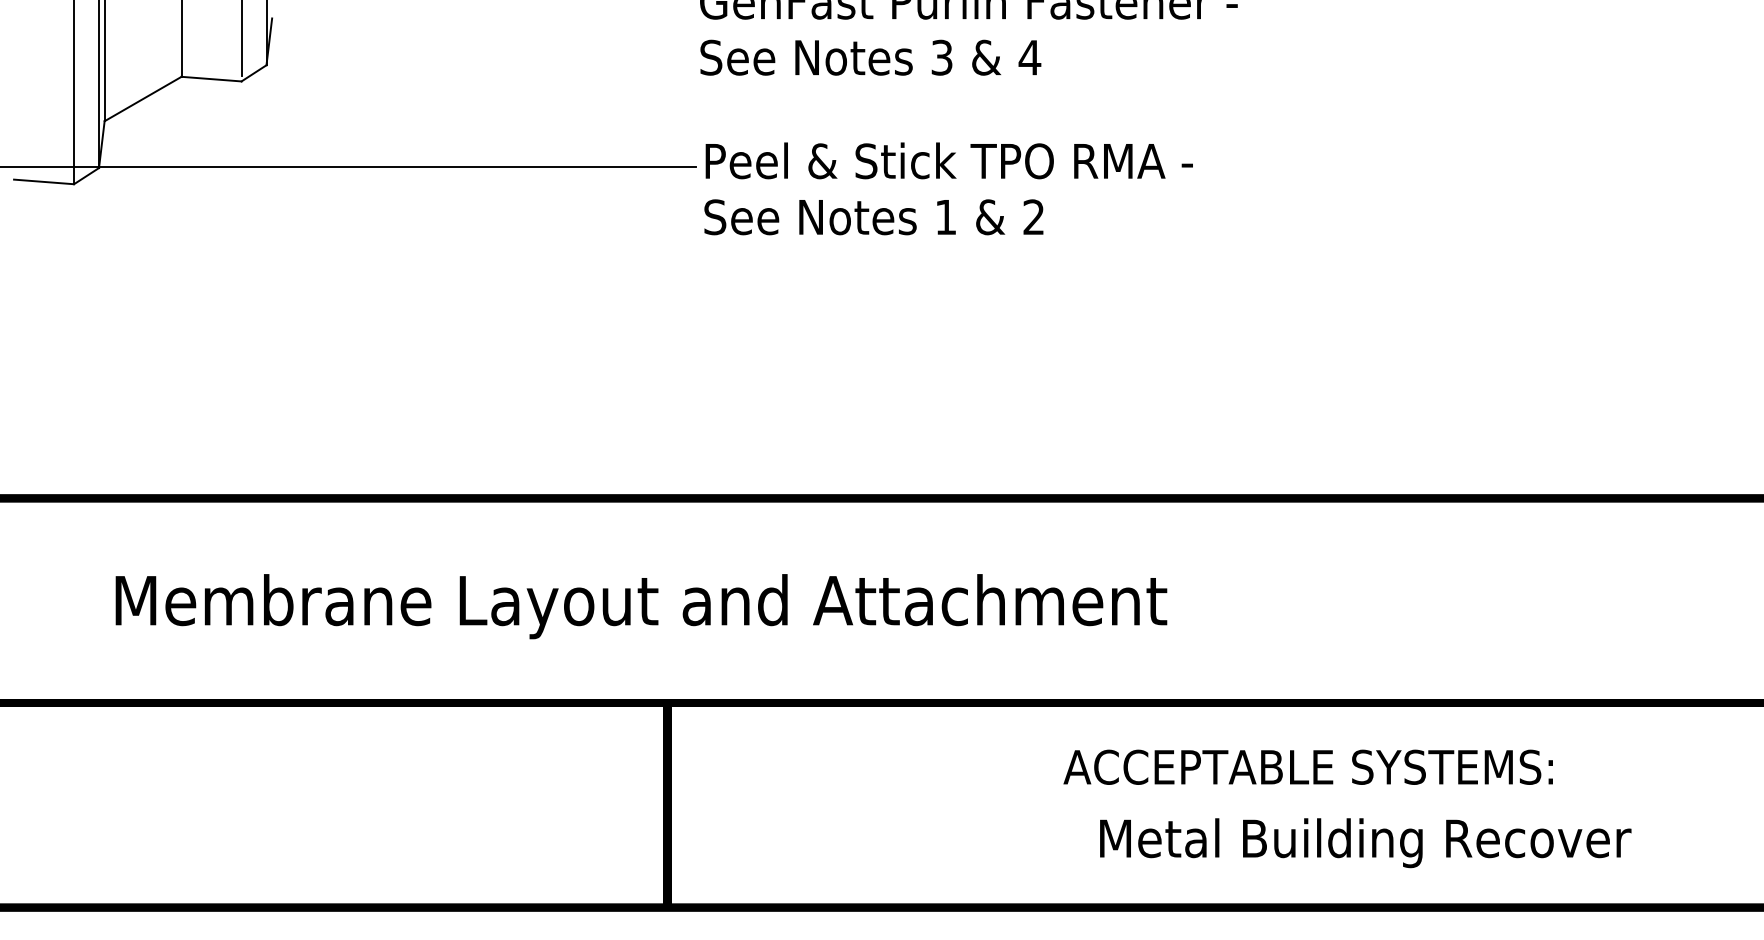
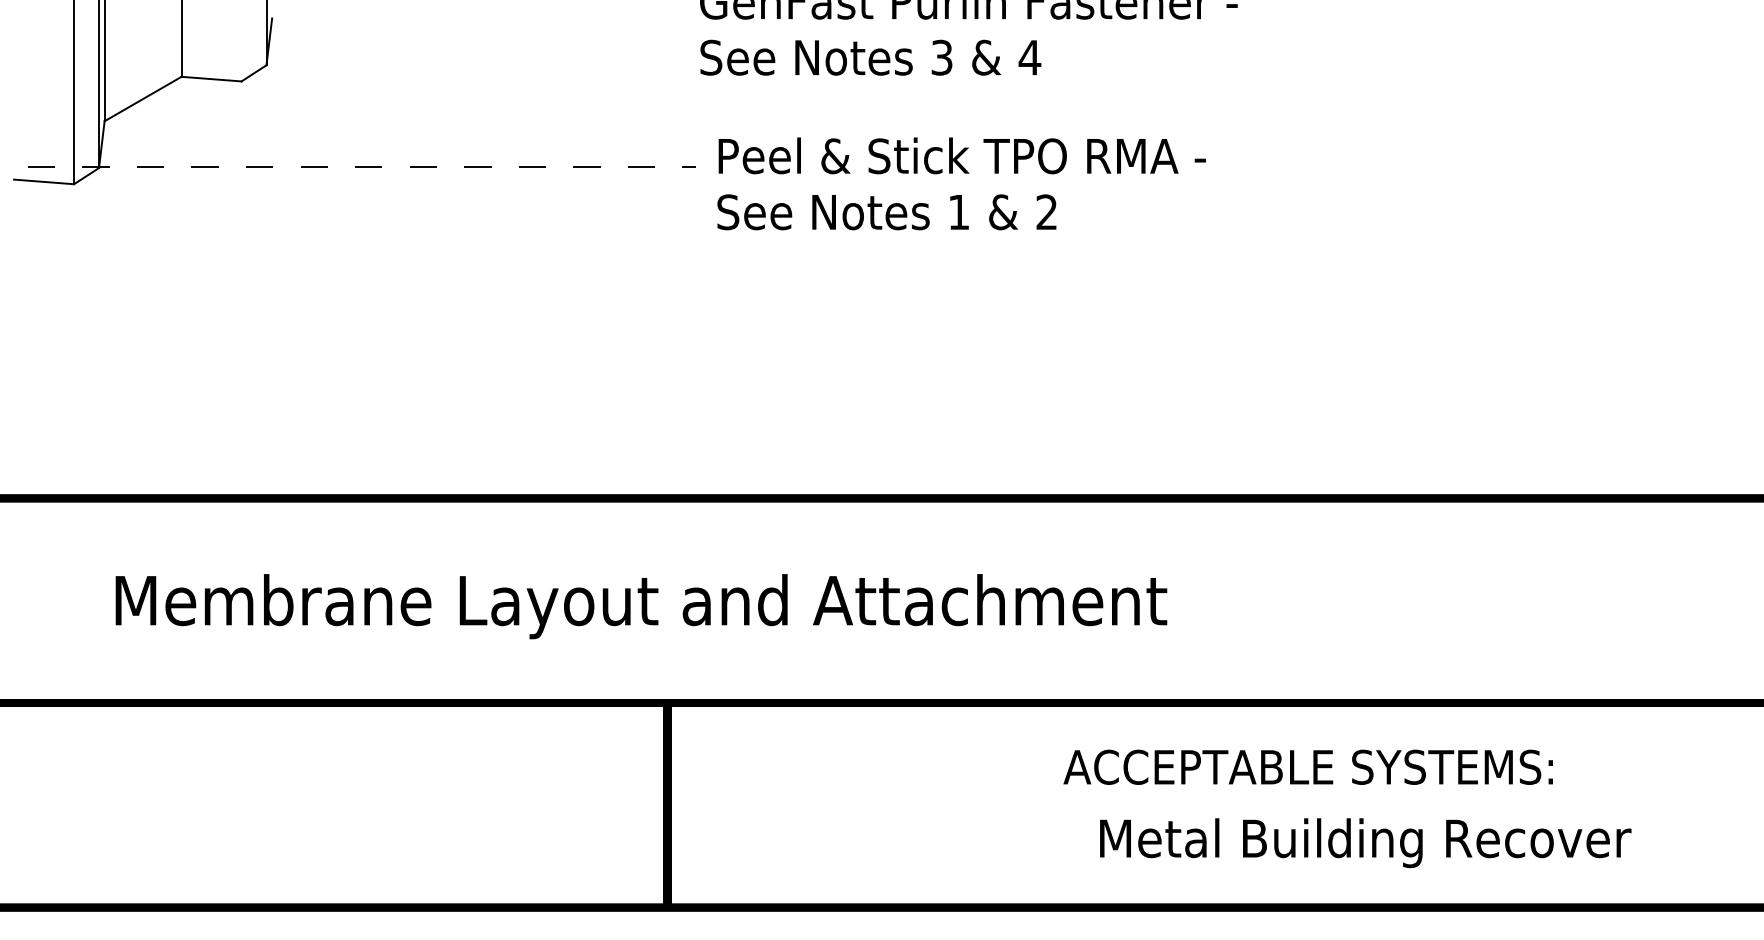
line: present -> none (241, 39)
line: solid -> dashed (347, 166)
text position: (948, 188) -> (961, 183) (961, 183)
